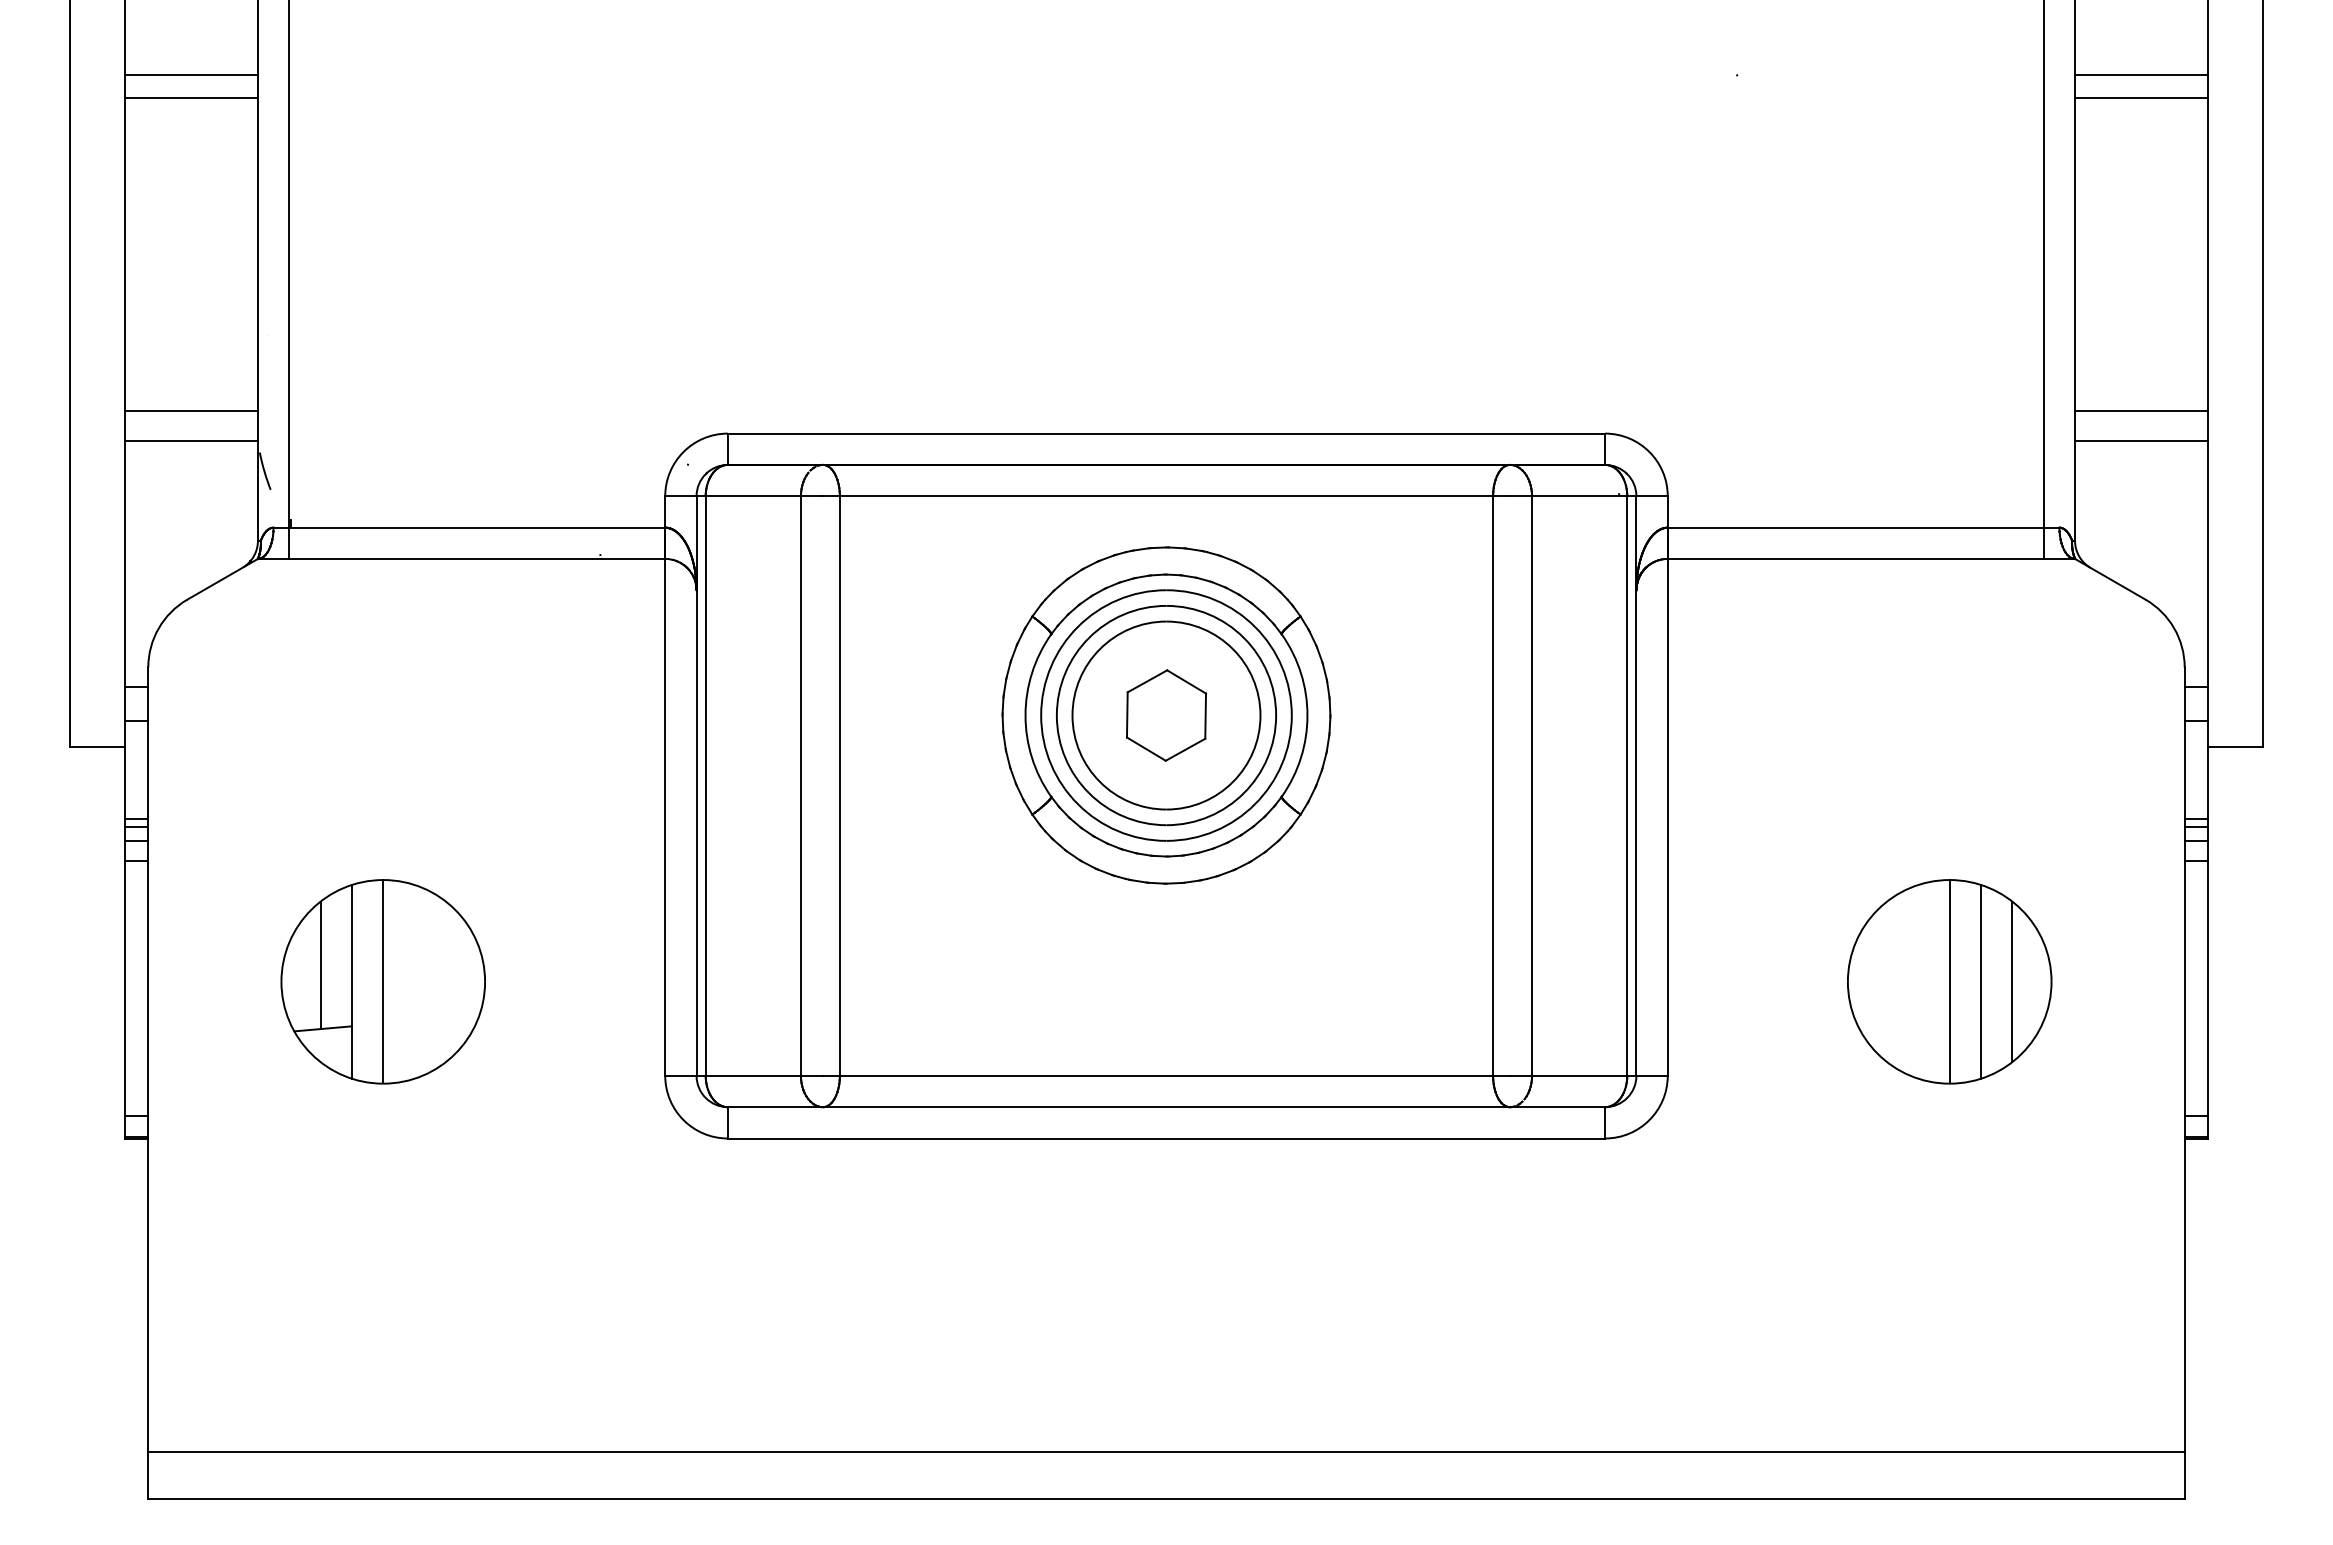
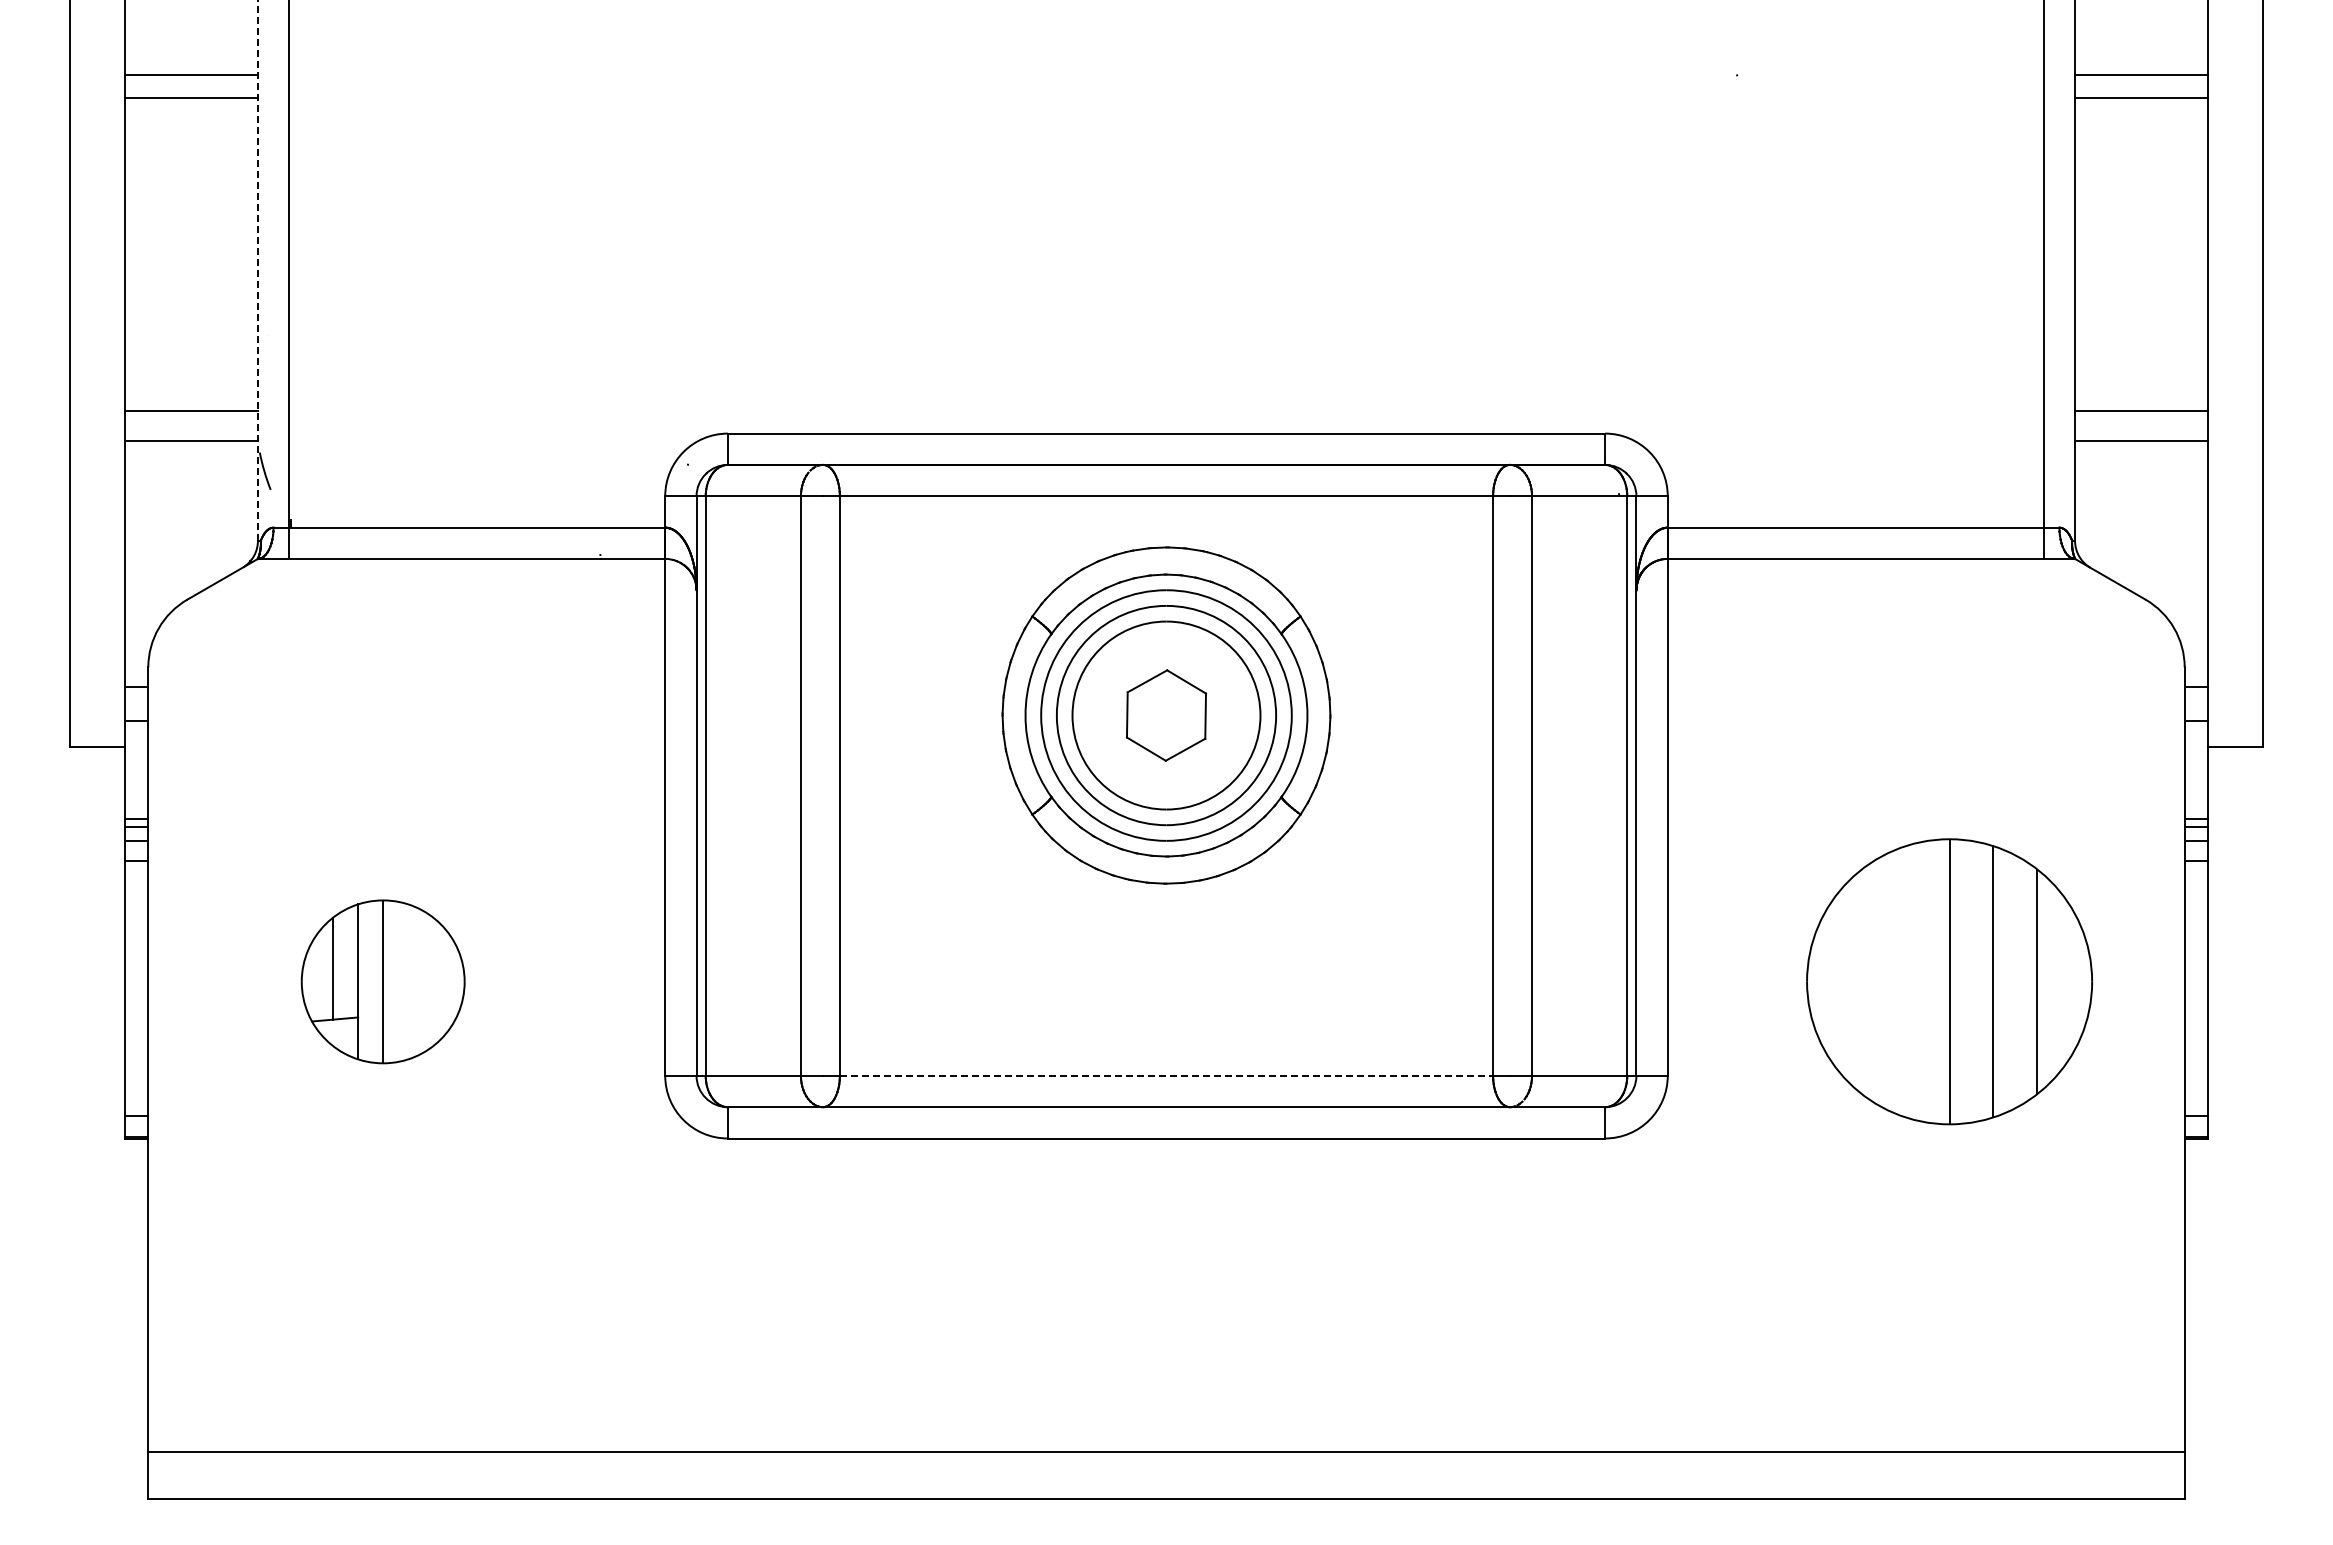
line: solid -> dashed (257, 270)
part size: 206x206 px -> 166x166 px (382, 981)
part size: 206x206 px -> 287x288 px (1949, 981)
line: solid -> dashed (1166, 1075)
